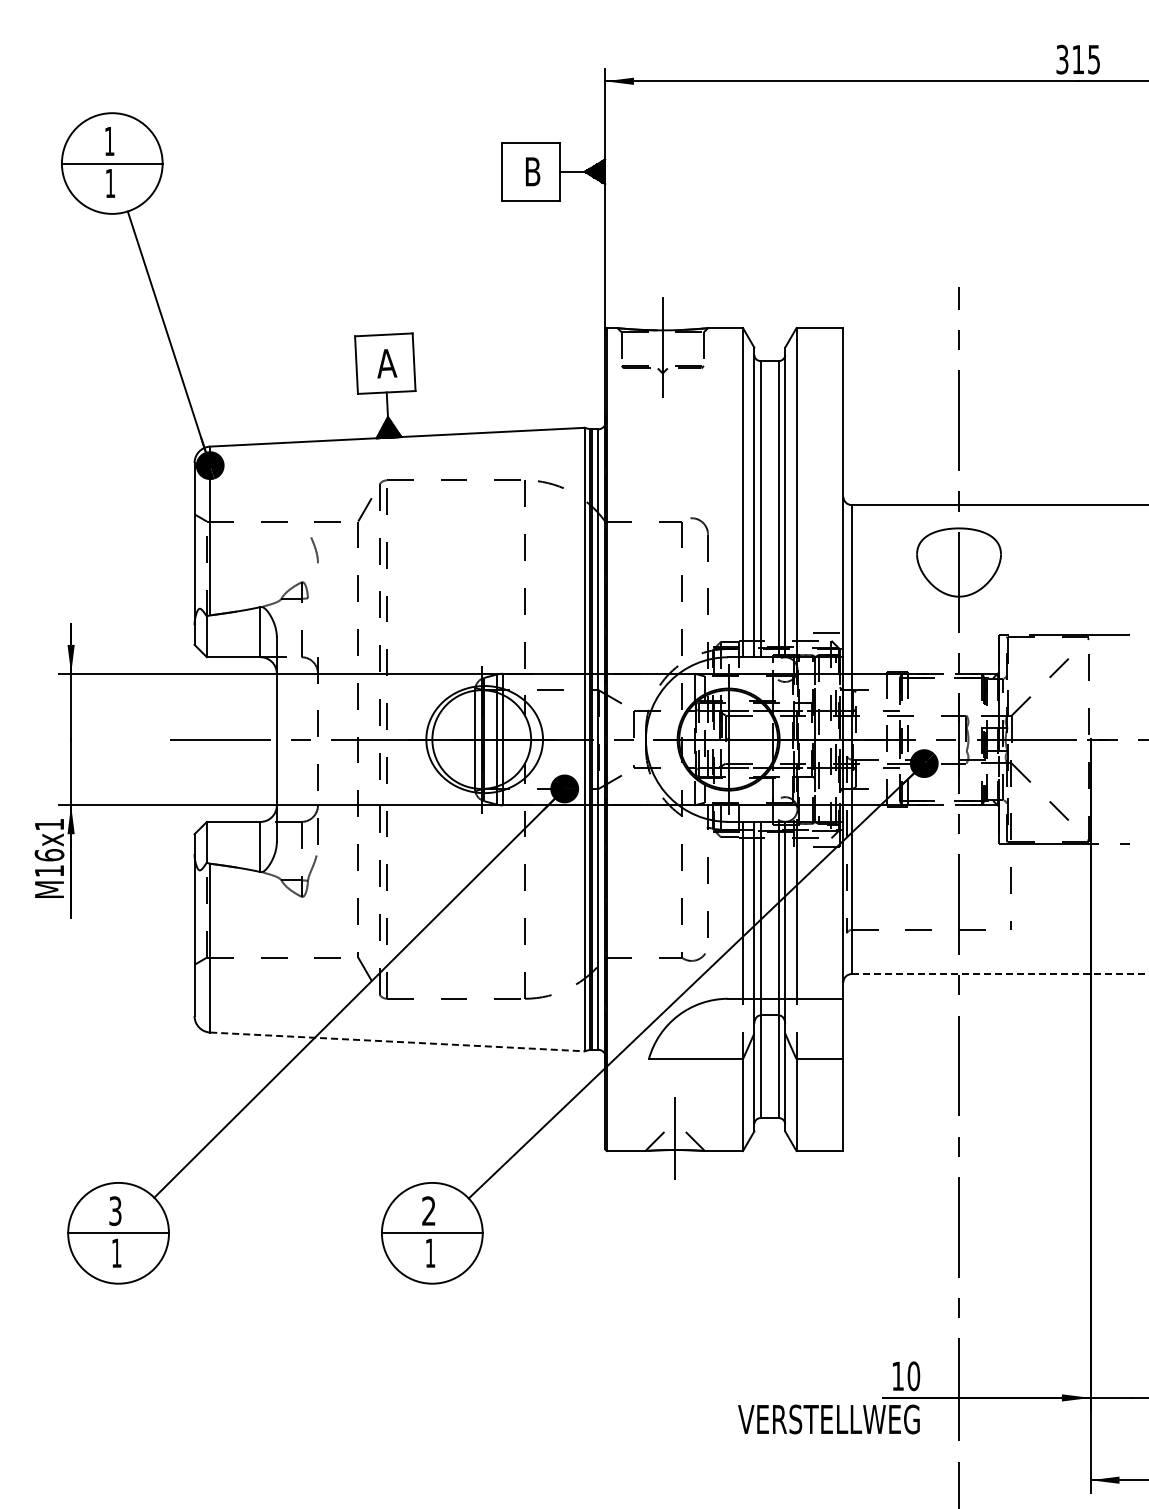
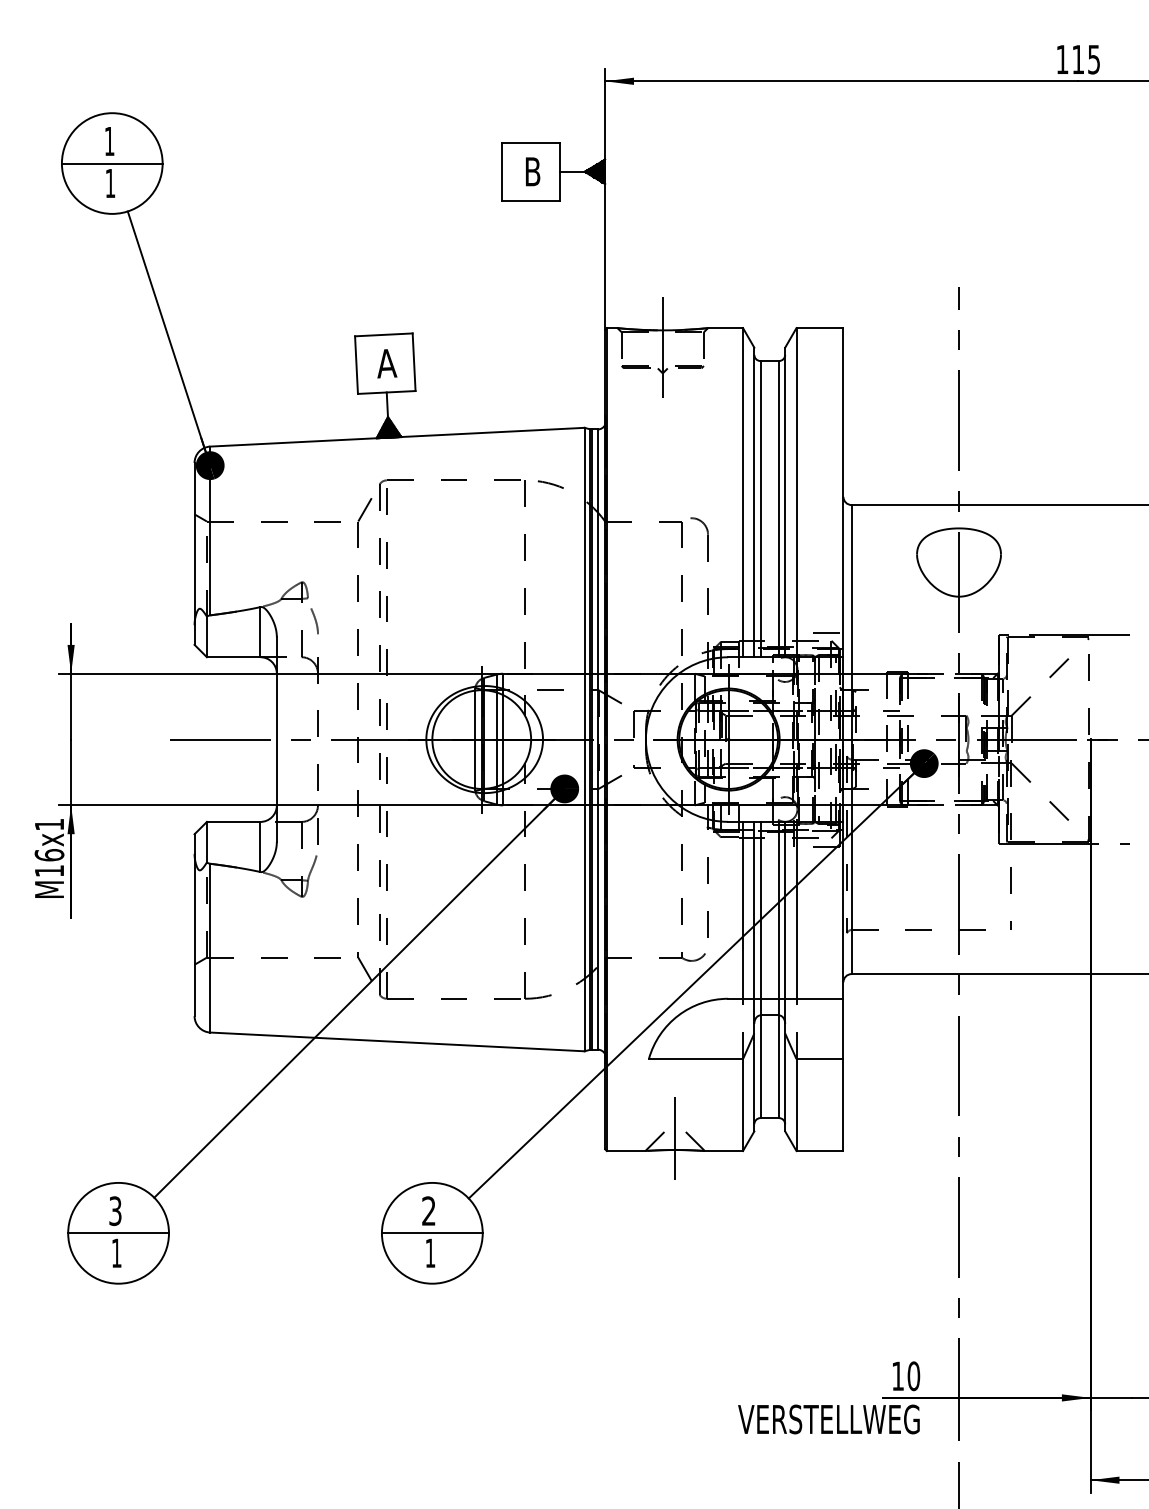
text: 315 -> 115 (1062, 59)
curve position: (314, 549) -> (314, 620) (314, 620)
line: dashed -> solid (1000, 974)
line: dashed -> solid (397, 1041)
